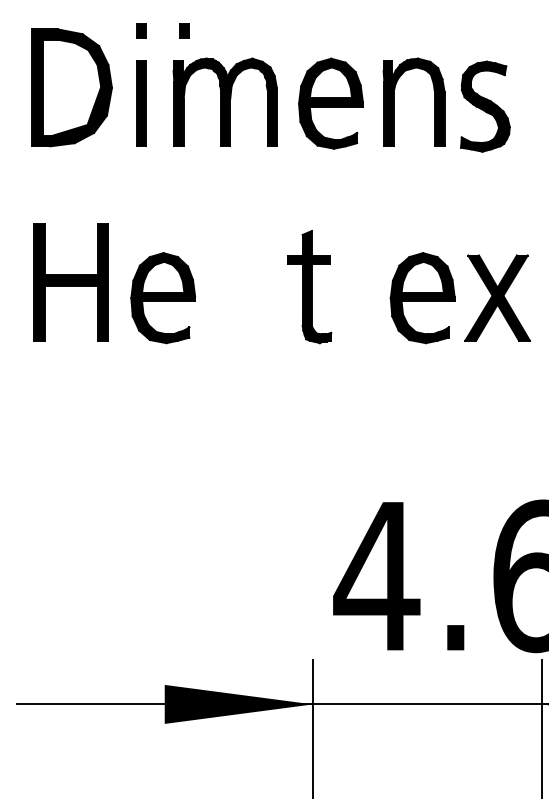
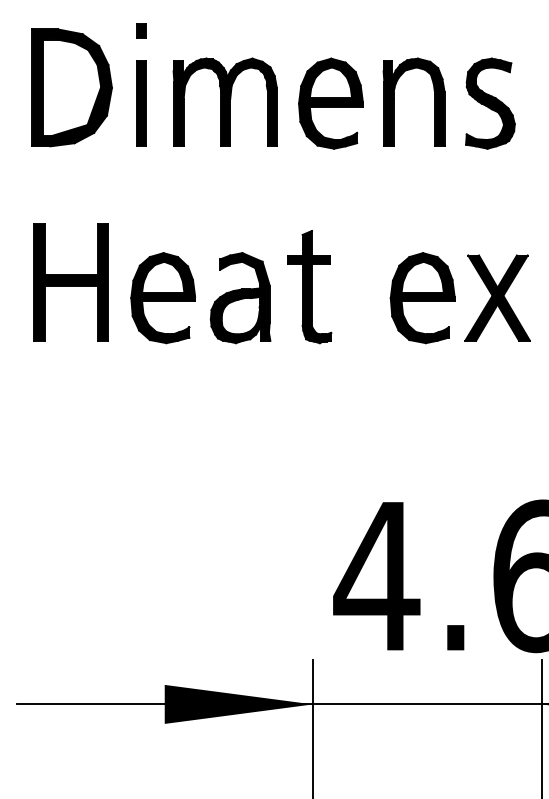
part: present -> none (184, 30)
part position: (485, 106) -> (490, 103) (490, 103)
part: none -> present (240, 298)
